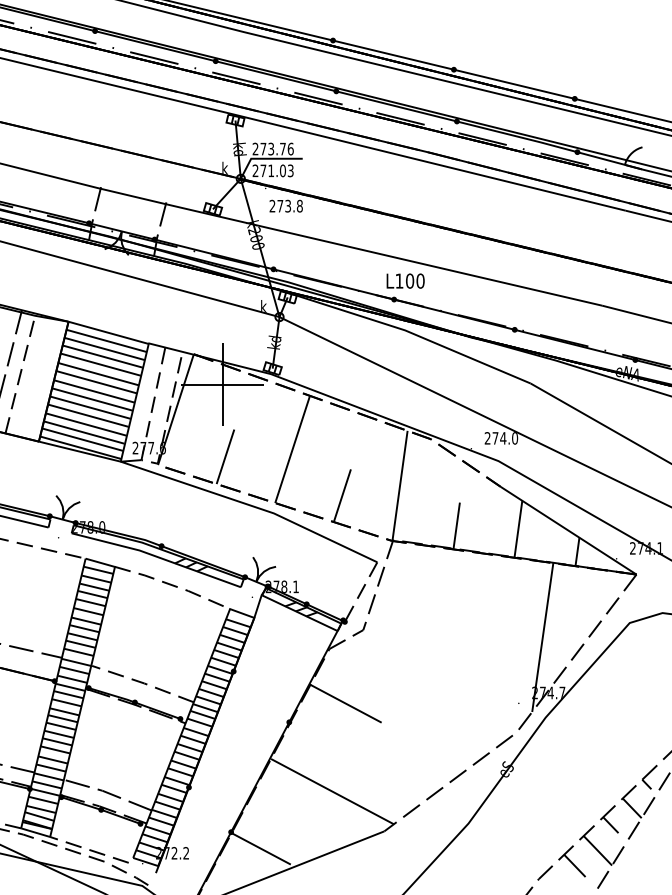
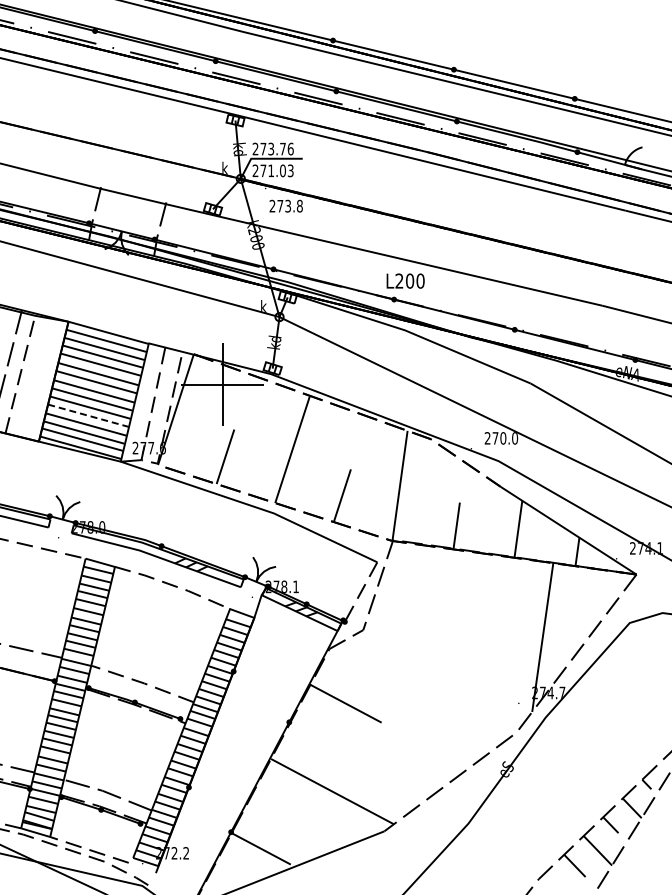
text: L100 -> L200 (399, 280)
line: solid -> dashed (88, 415)
text: 274.0 -> 270.0 (503, 438)
